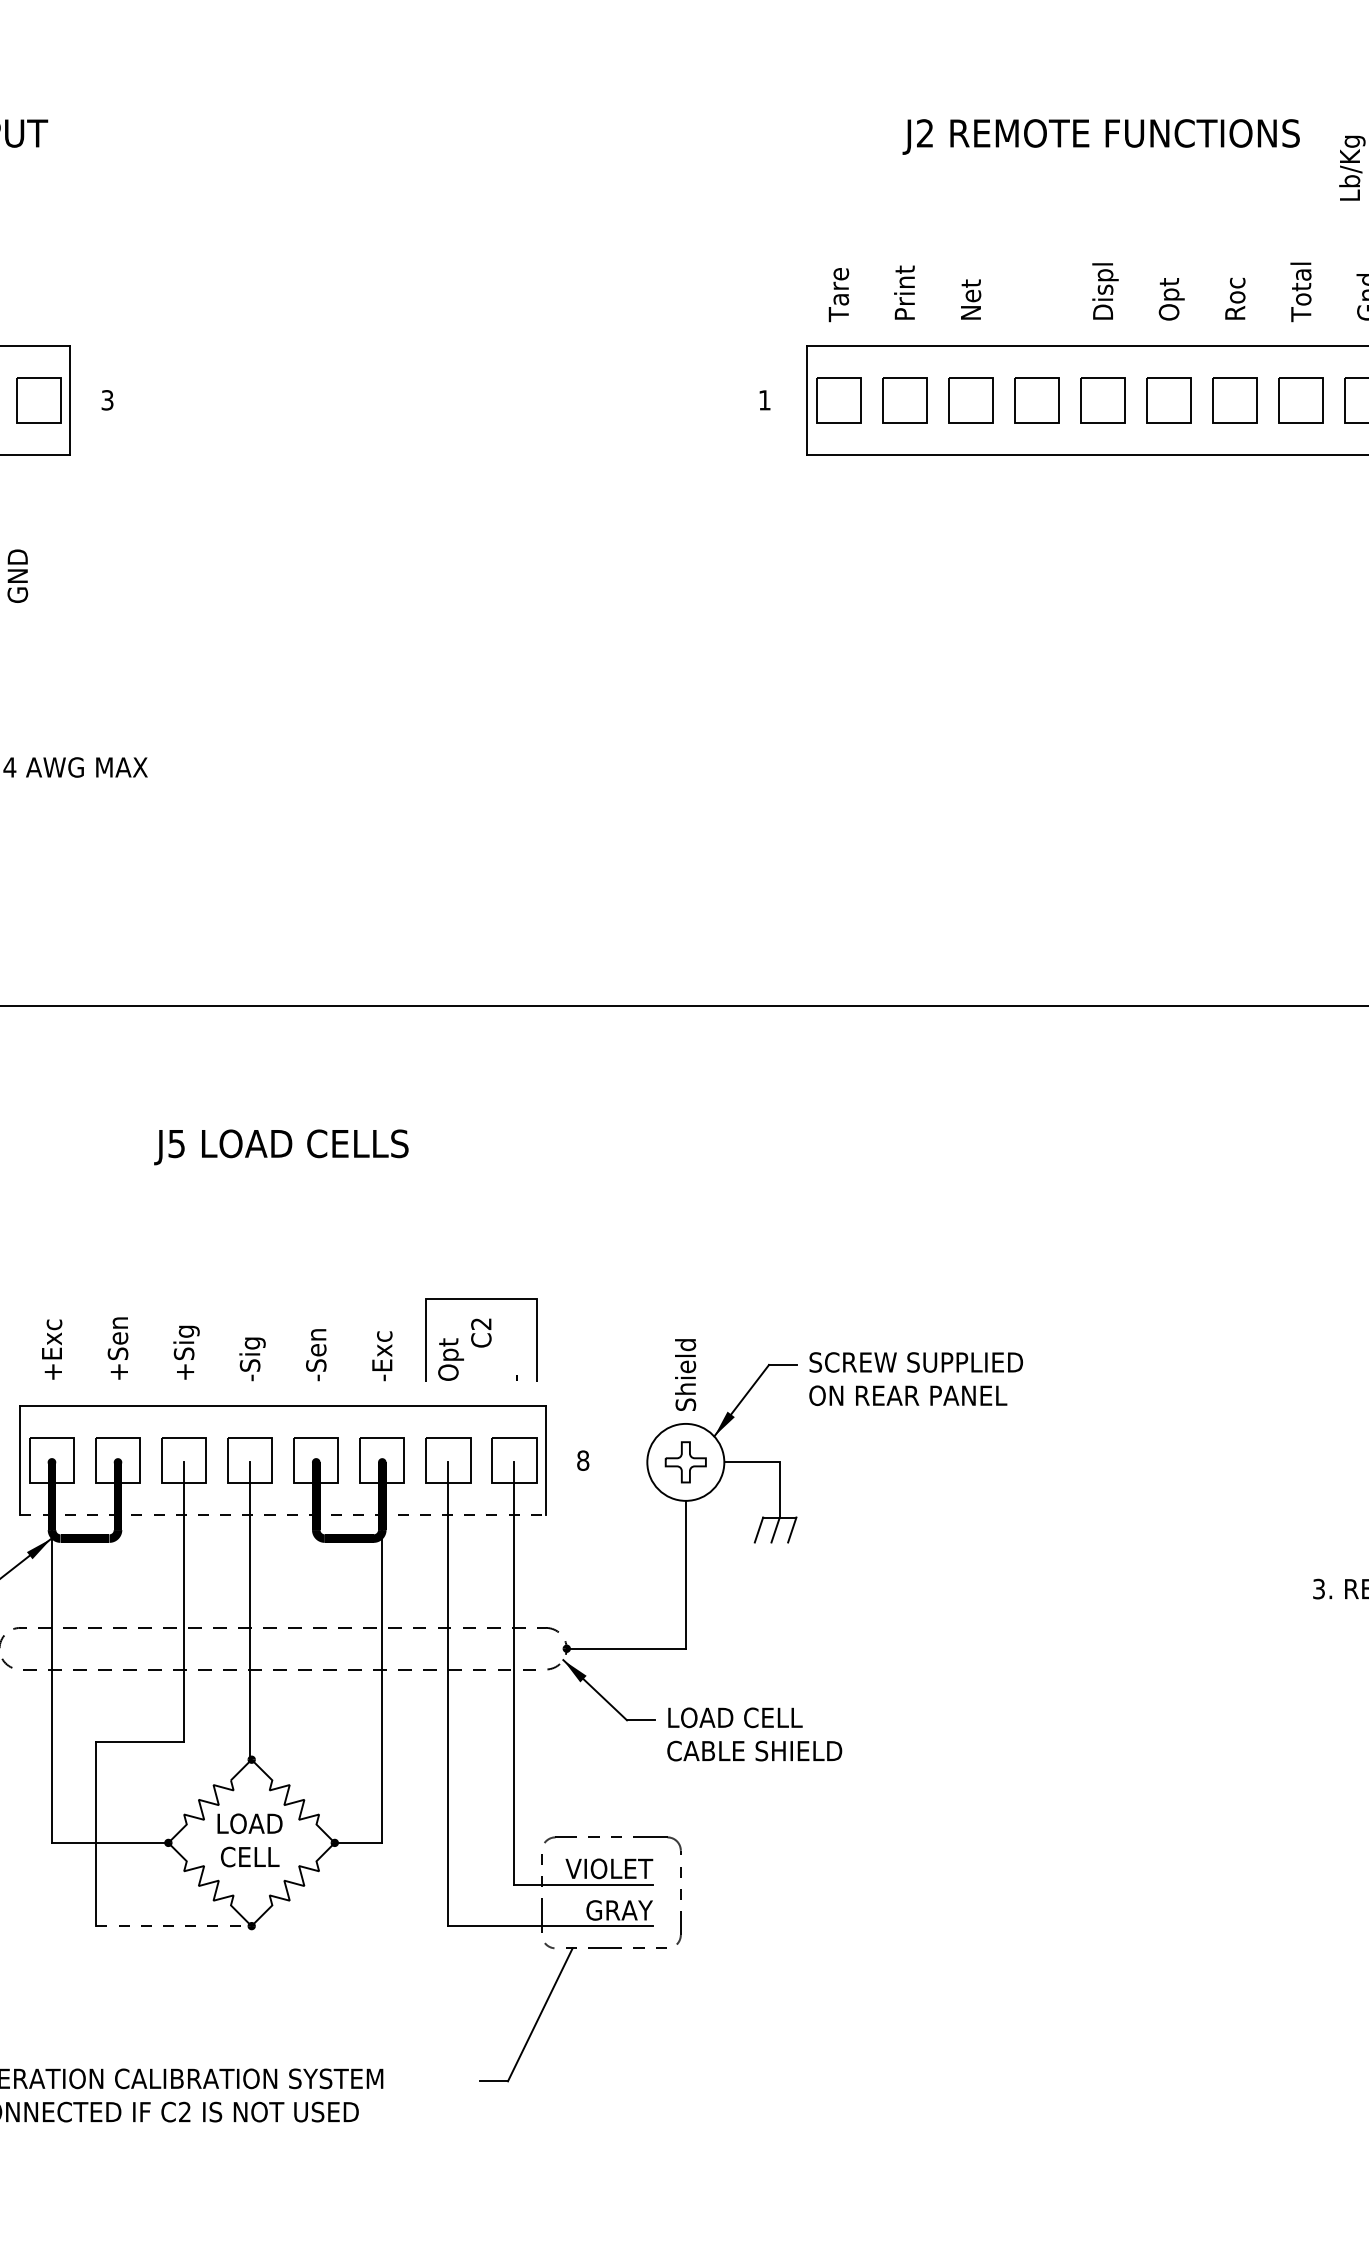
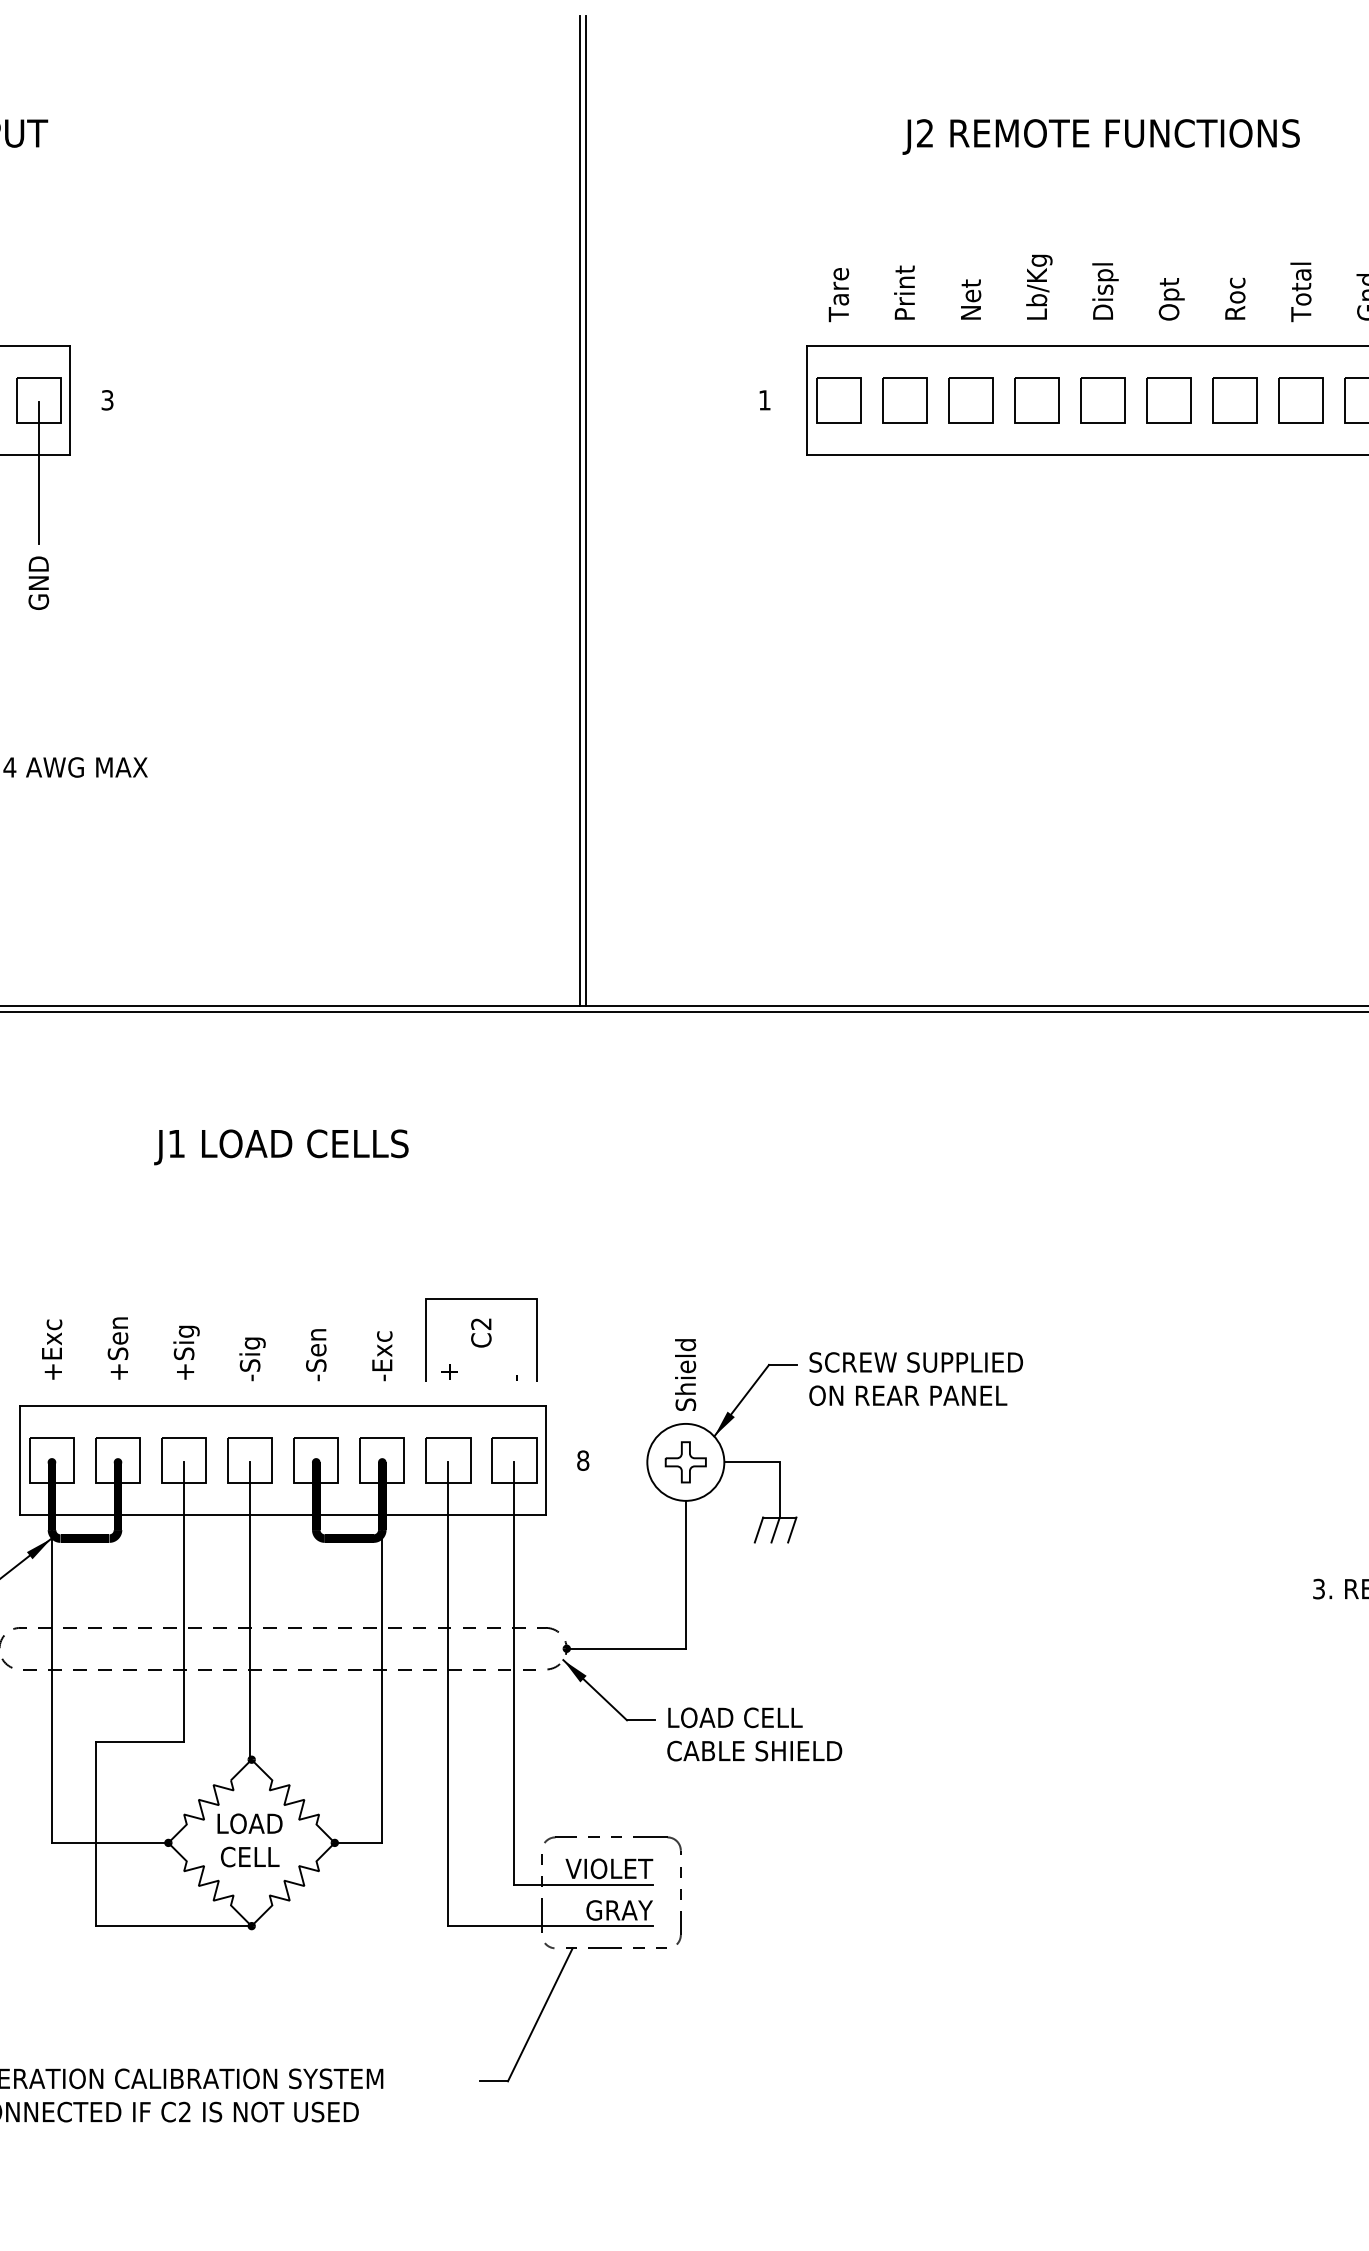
text position: (1352, 167) -> (1039, 286) (1039, 286)
line: none -> present (38, 472)
line: none -> present (580, 510)
line: none -> present (585, 510)
text position: (17, 575) -> (38, 582) (38, 582)
line: none -> present (683, 1011)
text: J5 -> J1 (176, 1144)
text: Opt -> + (451, 1359)
line: dashed -> solid (283, 1514)
line: dashed -> solid (174, 1926)
